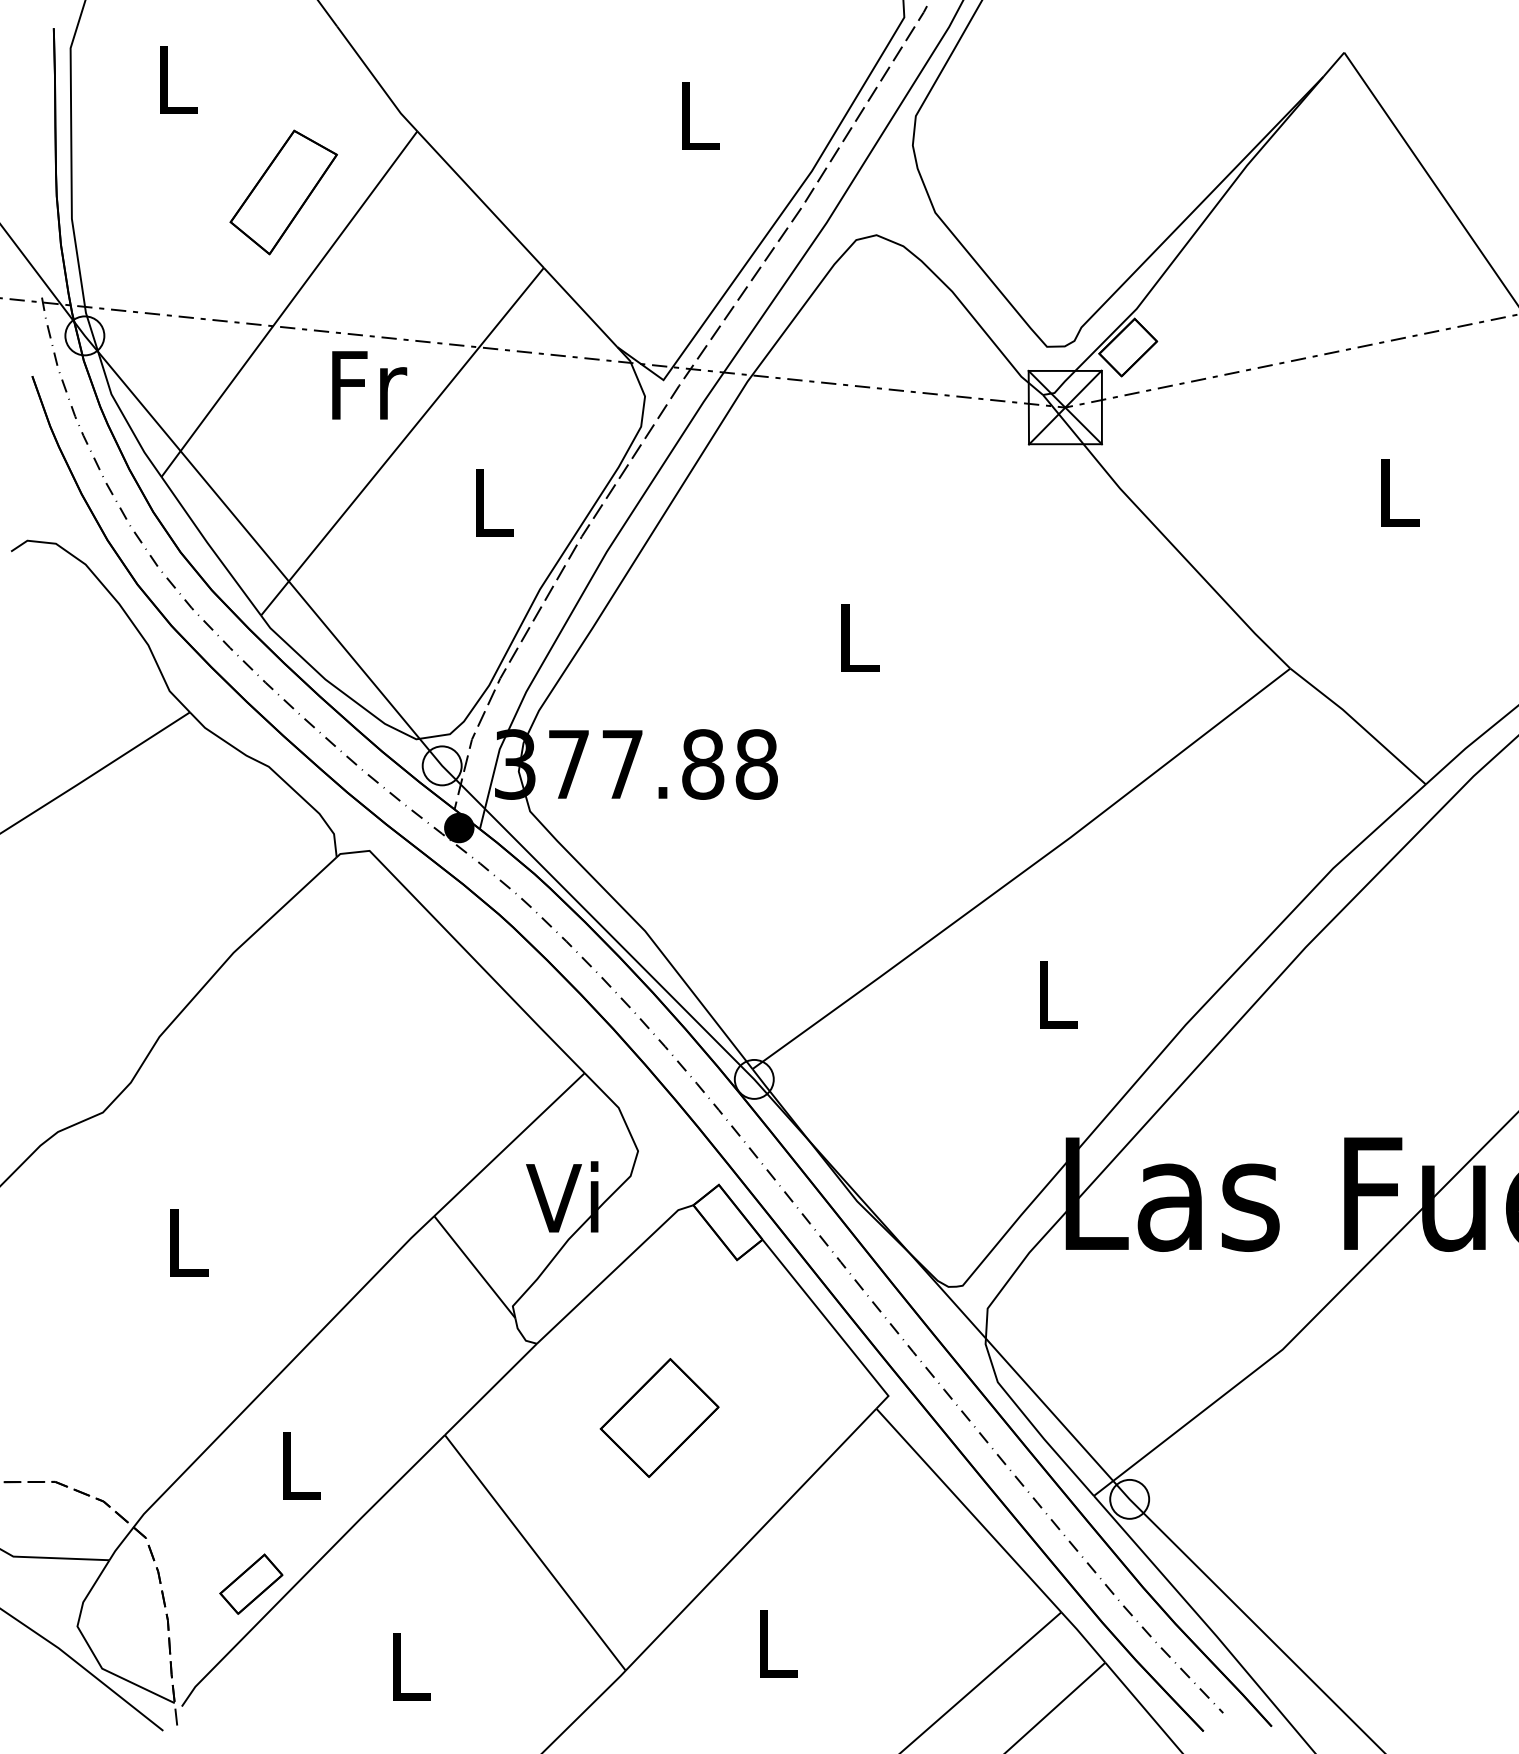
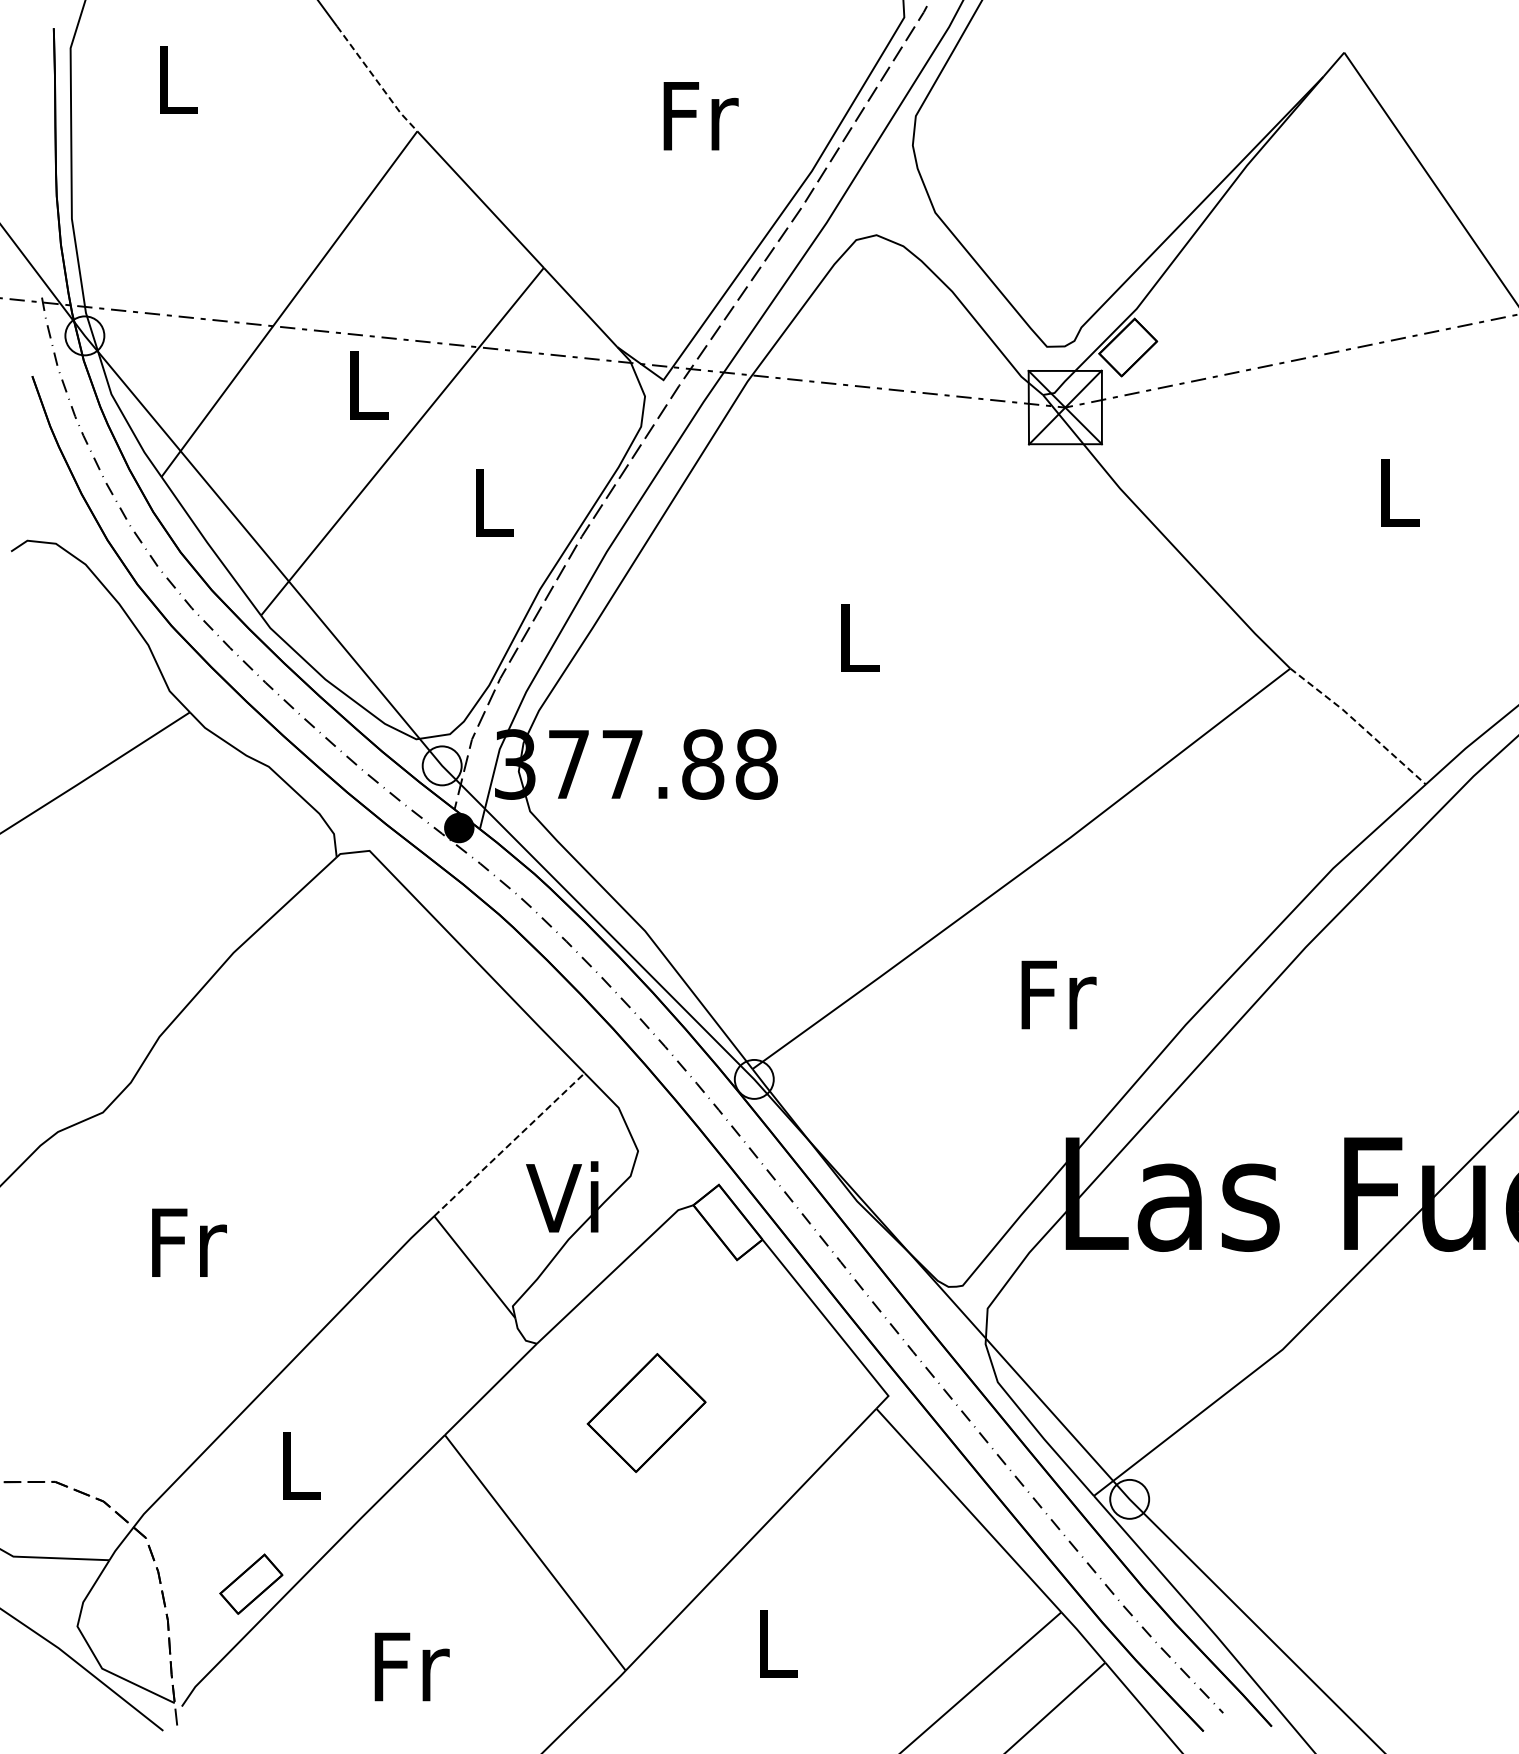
line: solid -> dashed (376, 80)
text: L -> Fr (700, 116)
part: present -> none (283, 192)
text: Fr -> L (369, 385)
line: solid -> dashed (1358, 724)
text: L -> Fr (1058, 994)
line: solid -> dashed (509, 1144)
text: L -> Fr (189, 1242)
part position: (659, 1417) -> (646, 1412) (646, 1412)
text: L -> Fr (411, 1666)
